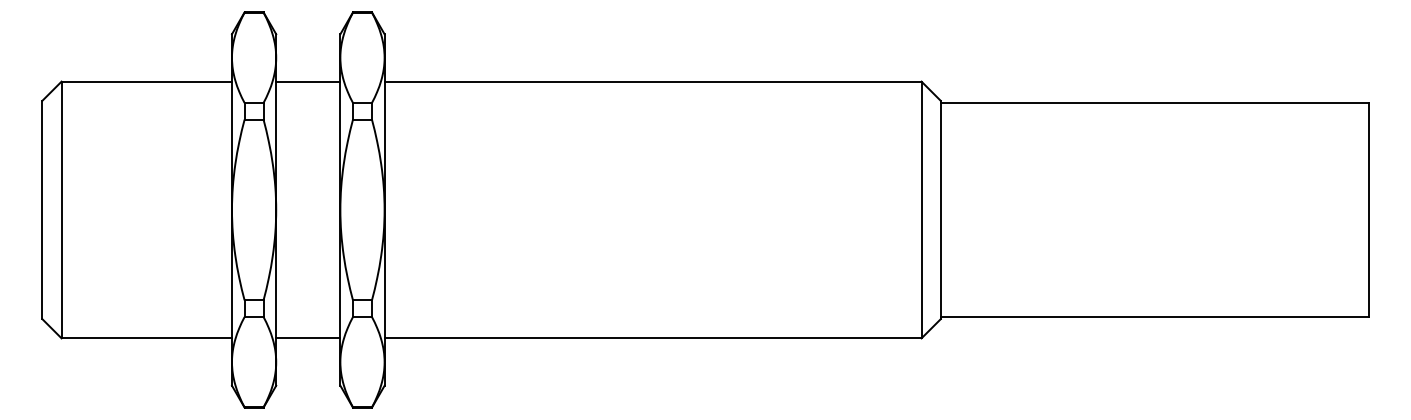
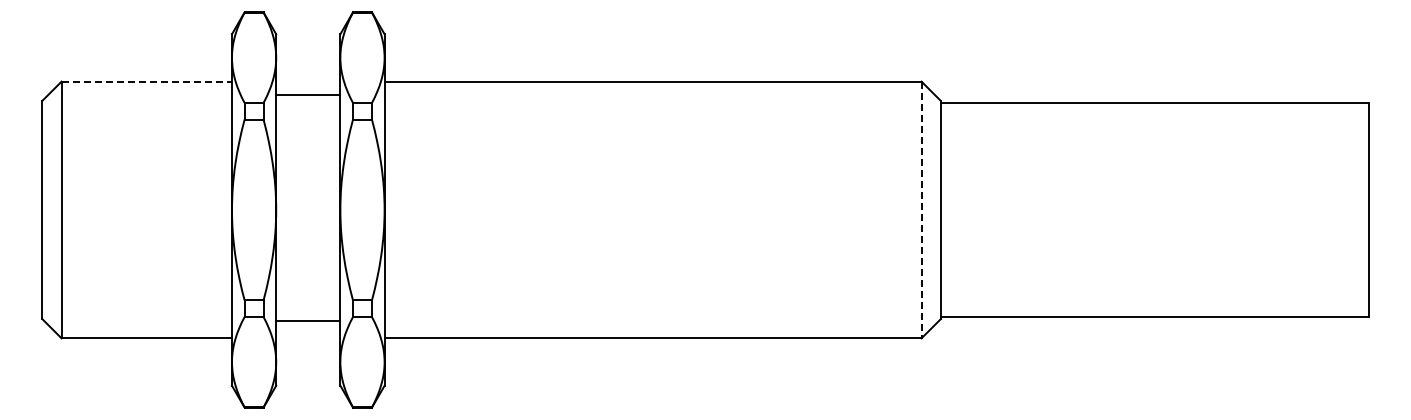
line: solid -> dashed (147, 81)
line position: (308, 81) -> (308, 94) (308, 94)
line: solid -> dashed (921, 210)
line position: (308, 338) -> (308, 321) (308, 321)
